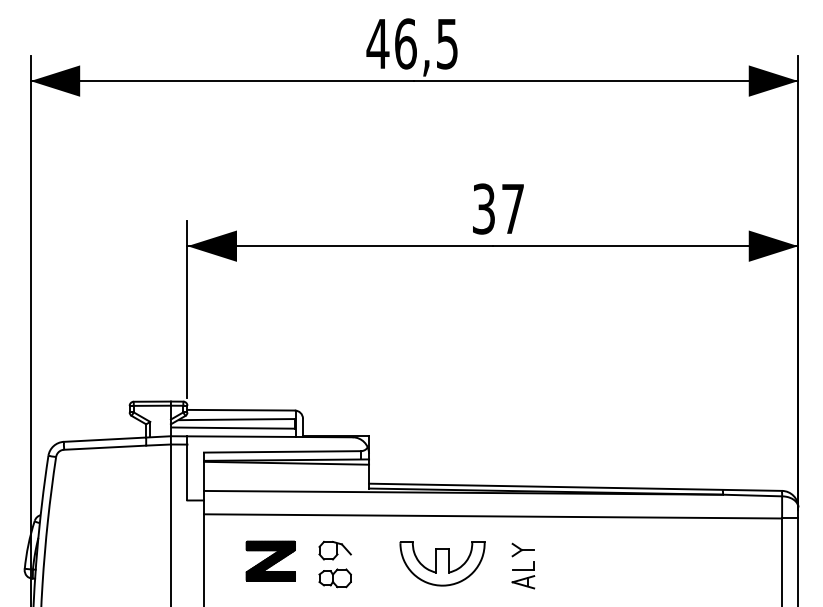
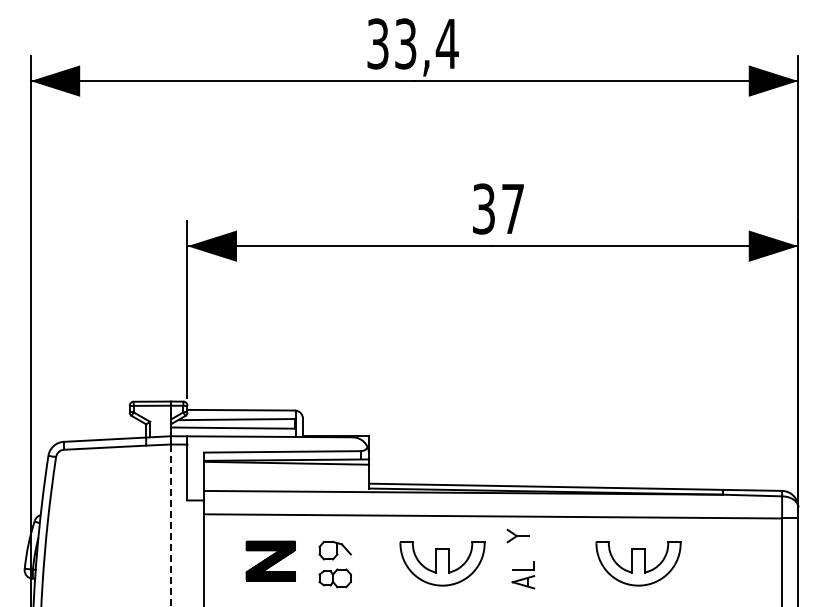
text: 46,5 -> 33,4 (412, 43)
line: solid -> dashed (170, 525)
part position: (522, 549) -> (517, 535) (517, 535)
part: none -> present (638, 563)
